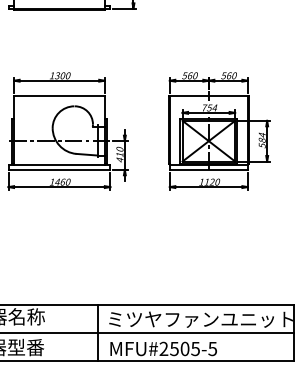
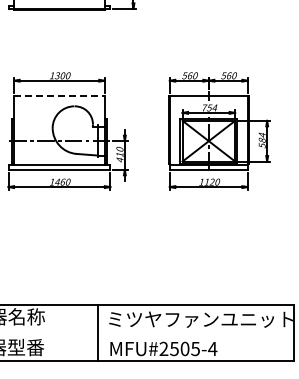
line: solid -> dashed (59, 95)
line: present -> none (147, 332)
text: MFU#2505-5 -> MFU#2505-4 (212, 349)
